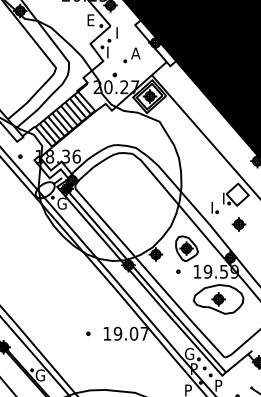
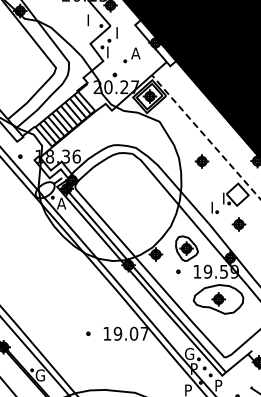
text: E -> I (91, 20)
line: solid -> dashed (205, 136)
part: none -> present (201, 161)
text: G -> A (61, 203)
